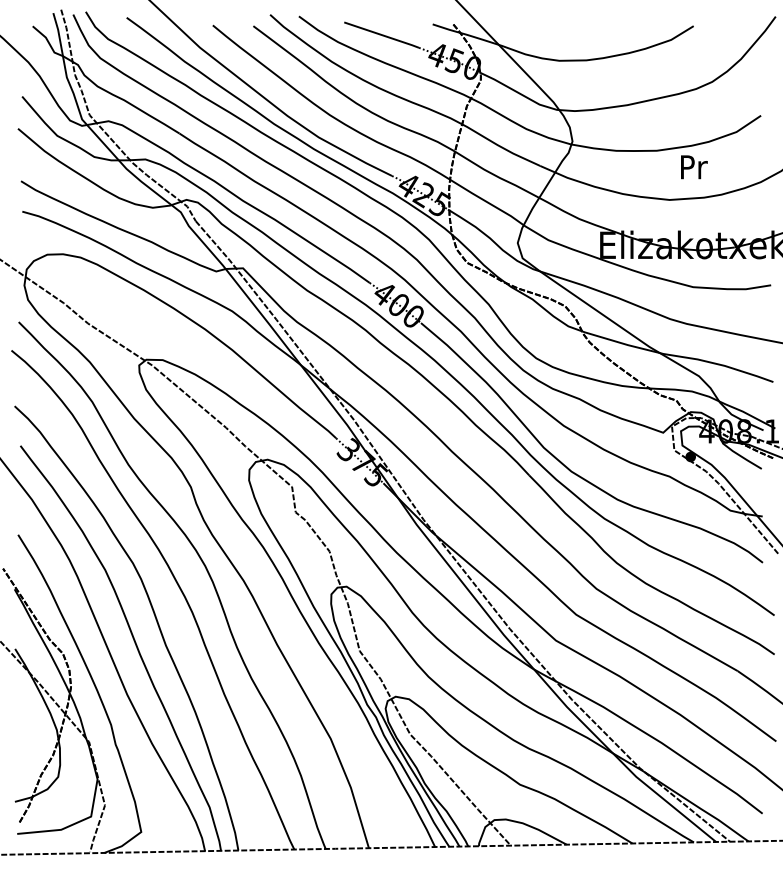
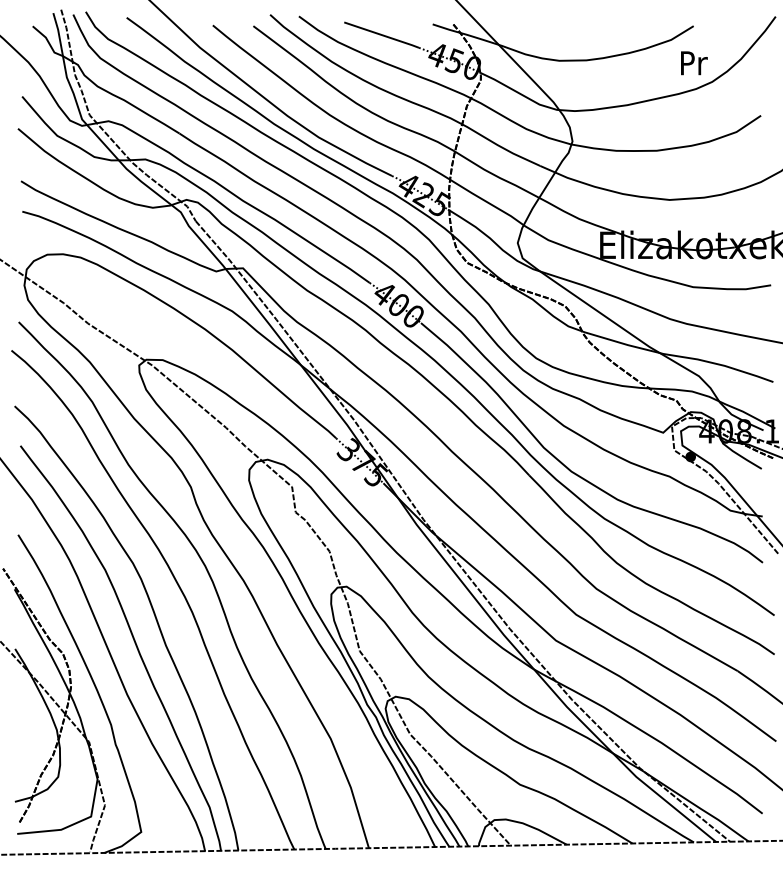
text position: (694, 167) -> (694, 63) (694, 63)
